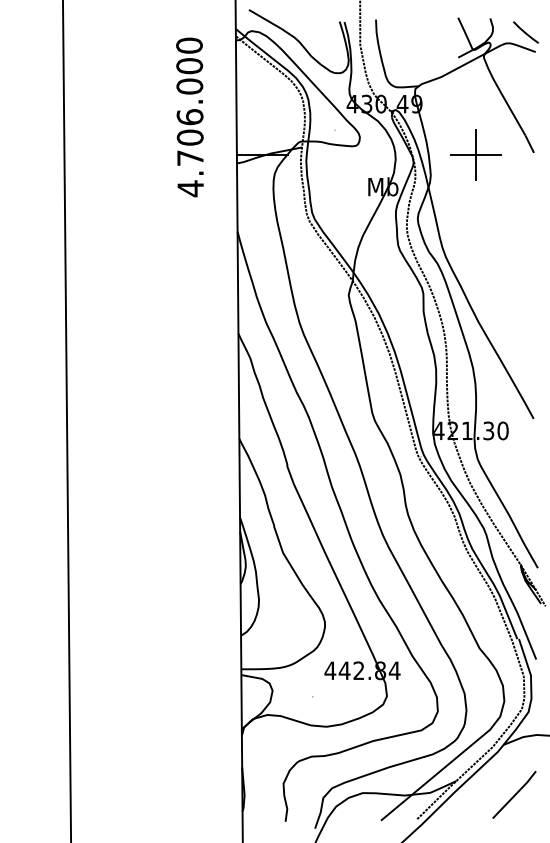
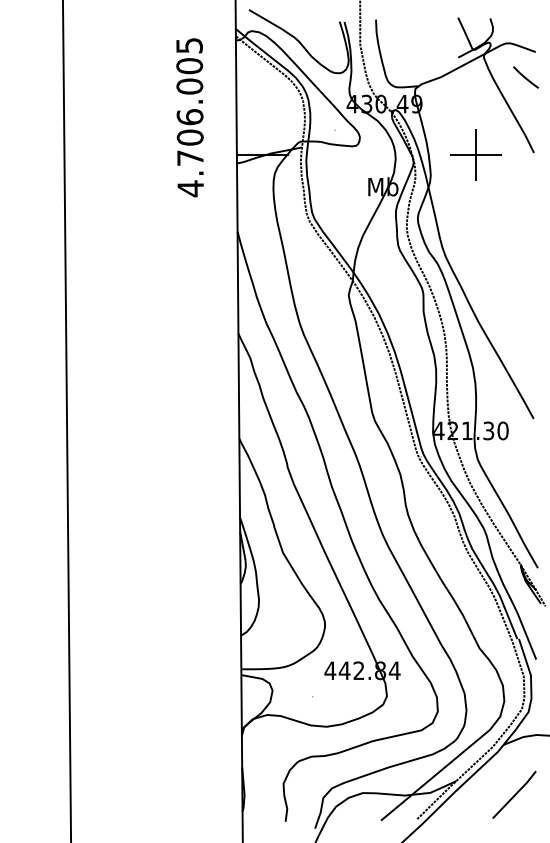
line position: (525, 32) -> (525, 77) (525, 77)
text: 4.706.000 -> 4.706.005 (189, 45)
